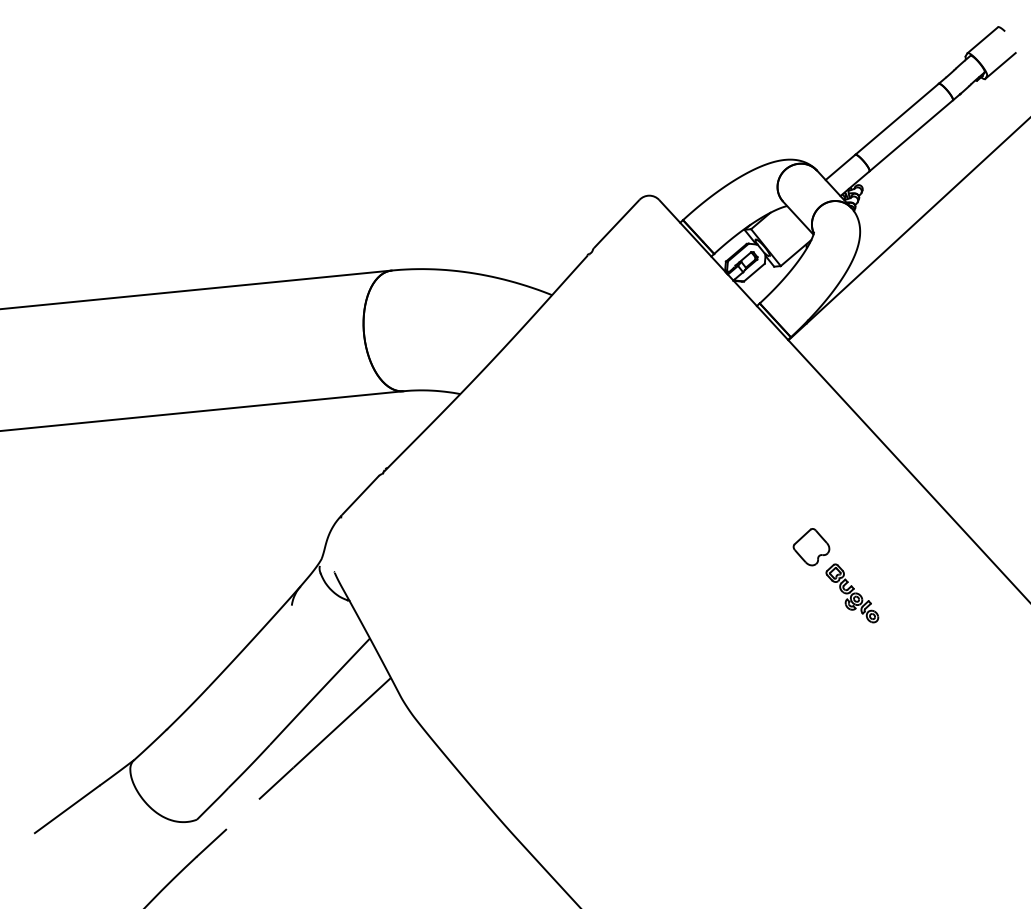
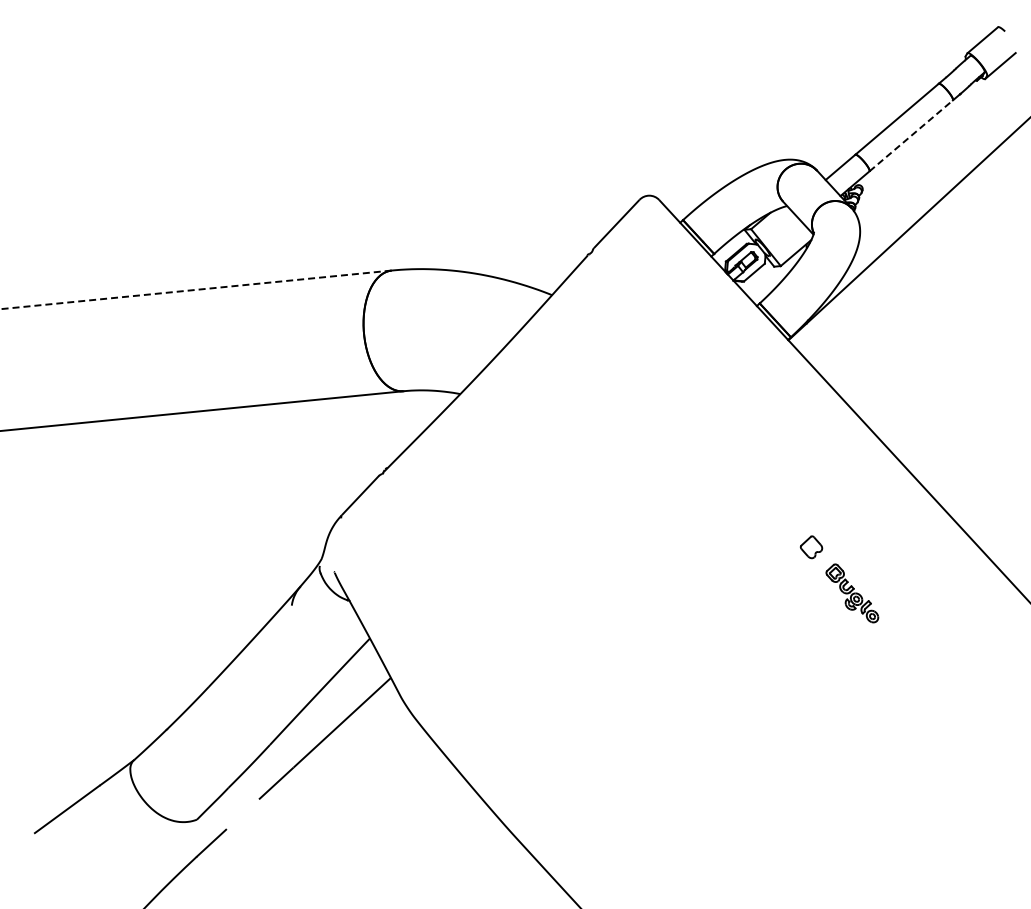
line: solid -> dashed (911, 135)
line: solid -> dashed (195, 289)
part size: 39x39 px -> 25x25 px (811, 547)
